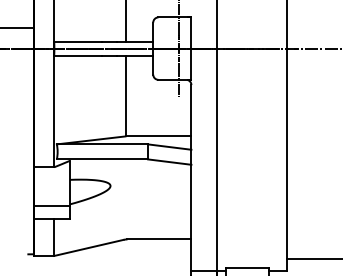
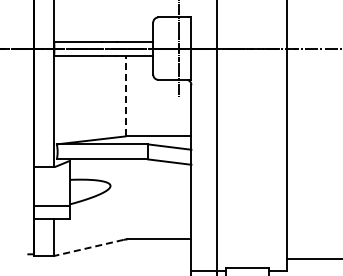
line: present -> none (125, 21)
line: present -> none (17, 27)
line: solid -> dashed (125, 95)
line: solid -> dashed (88, 247)
